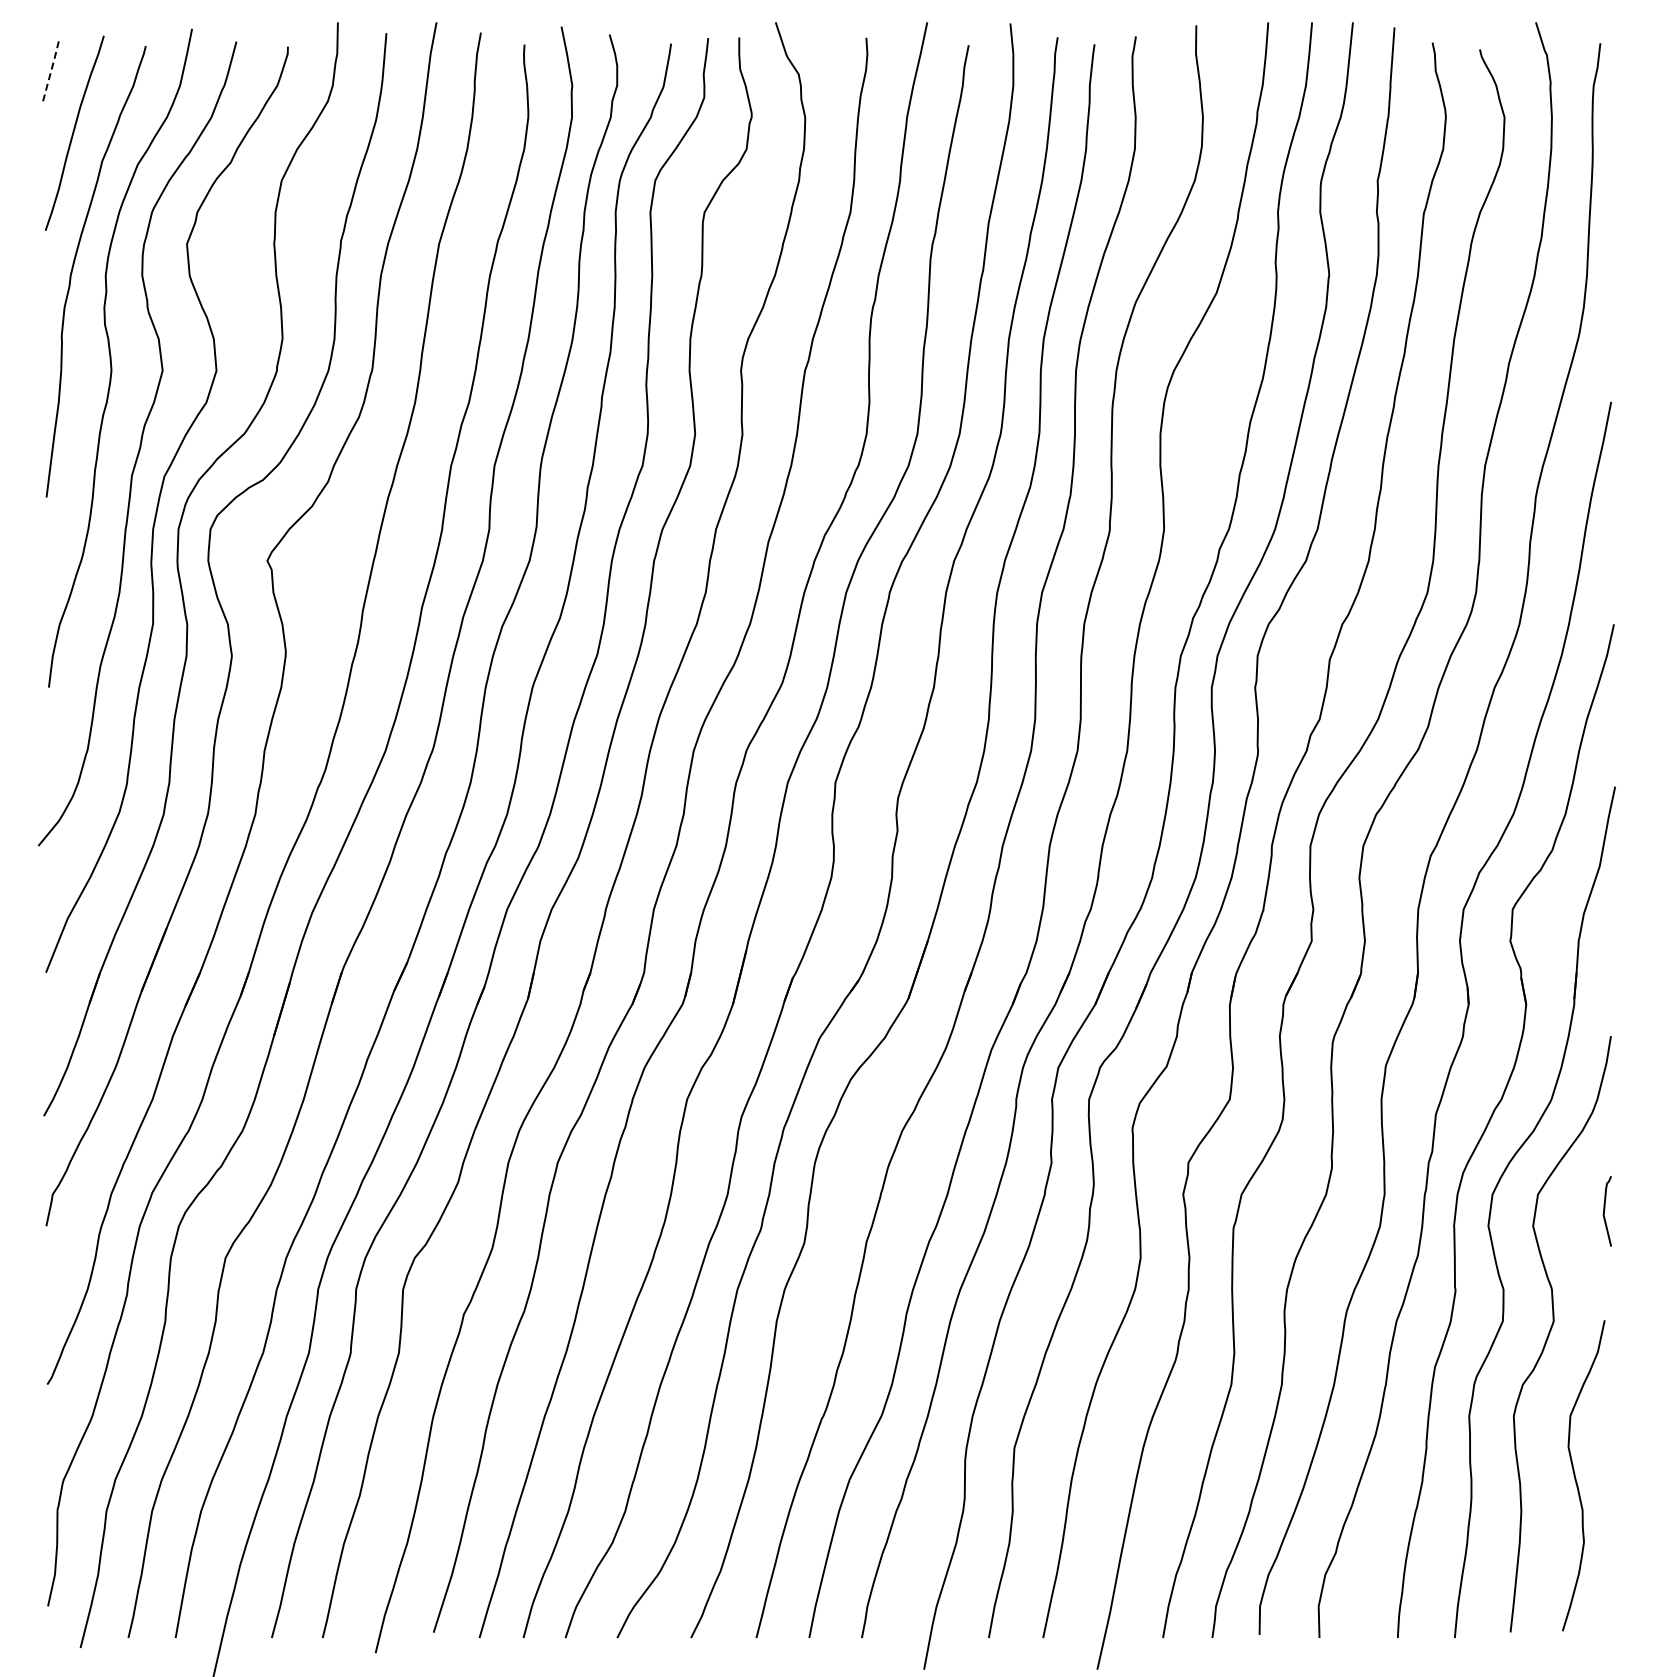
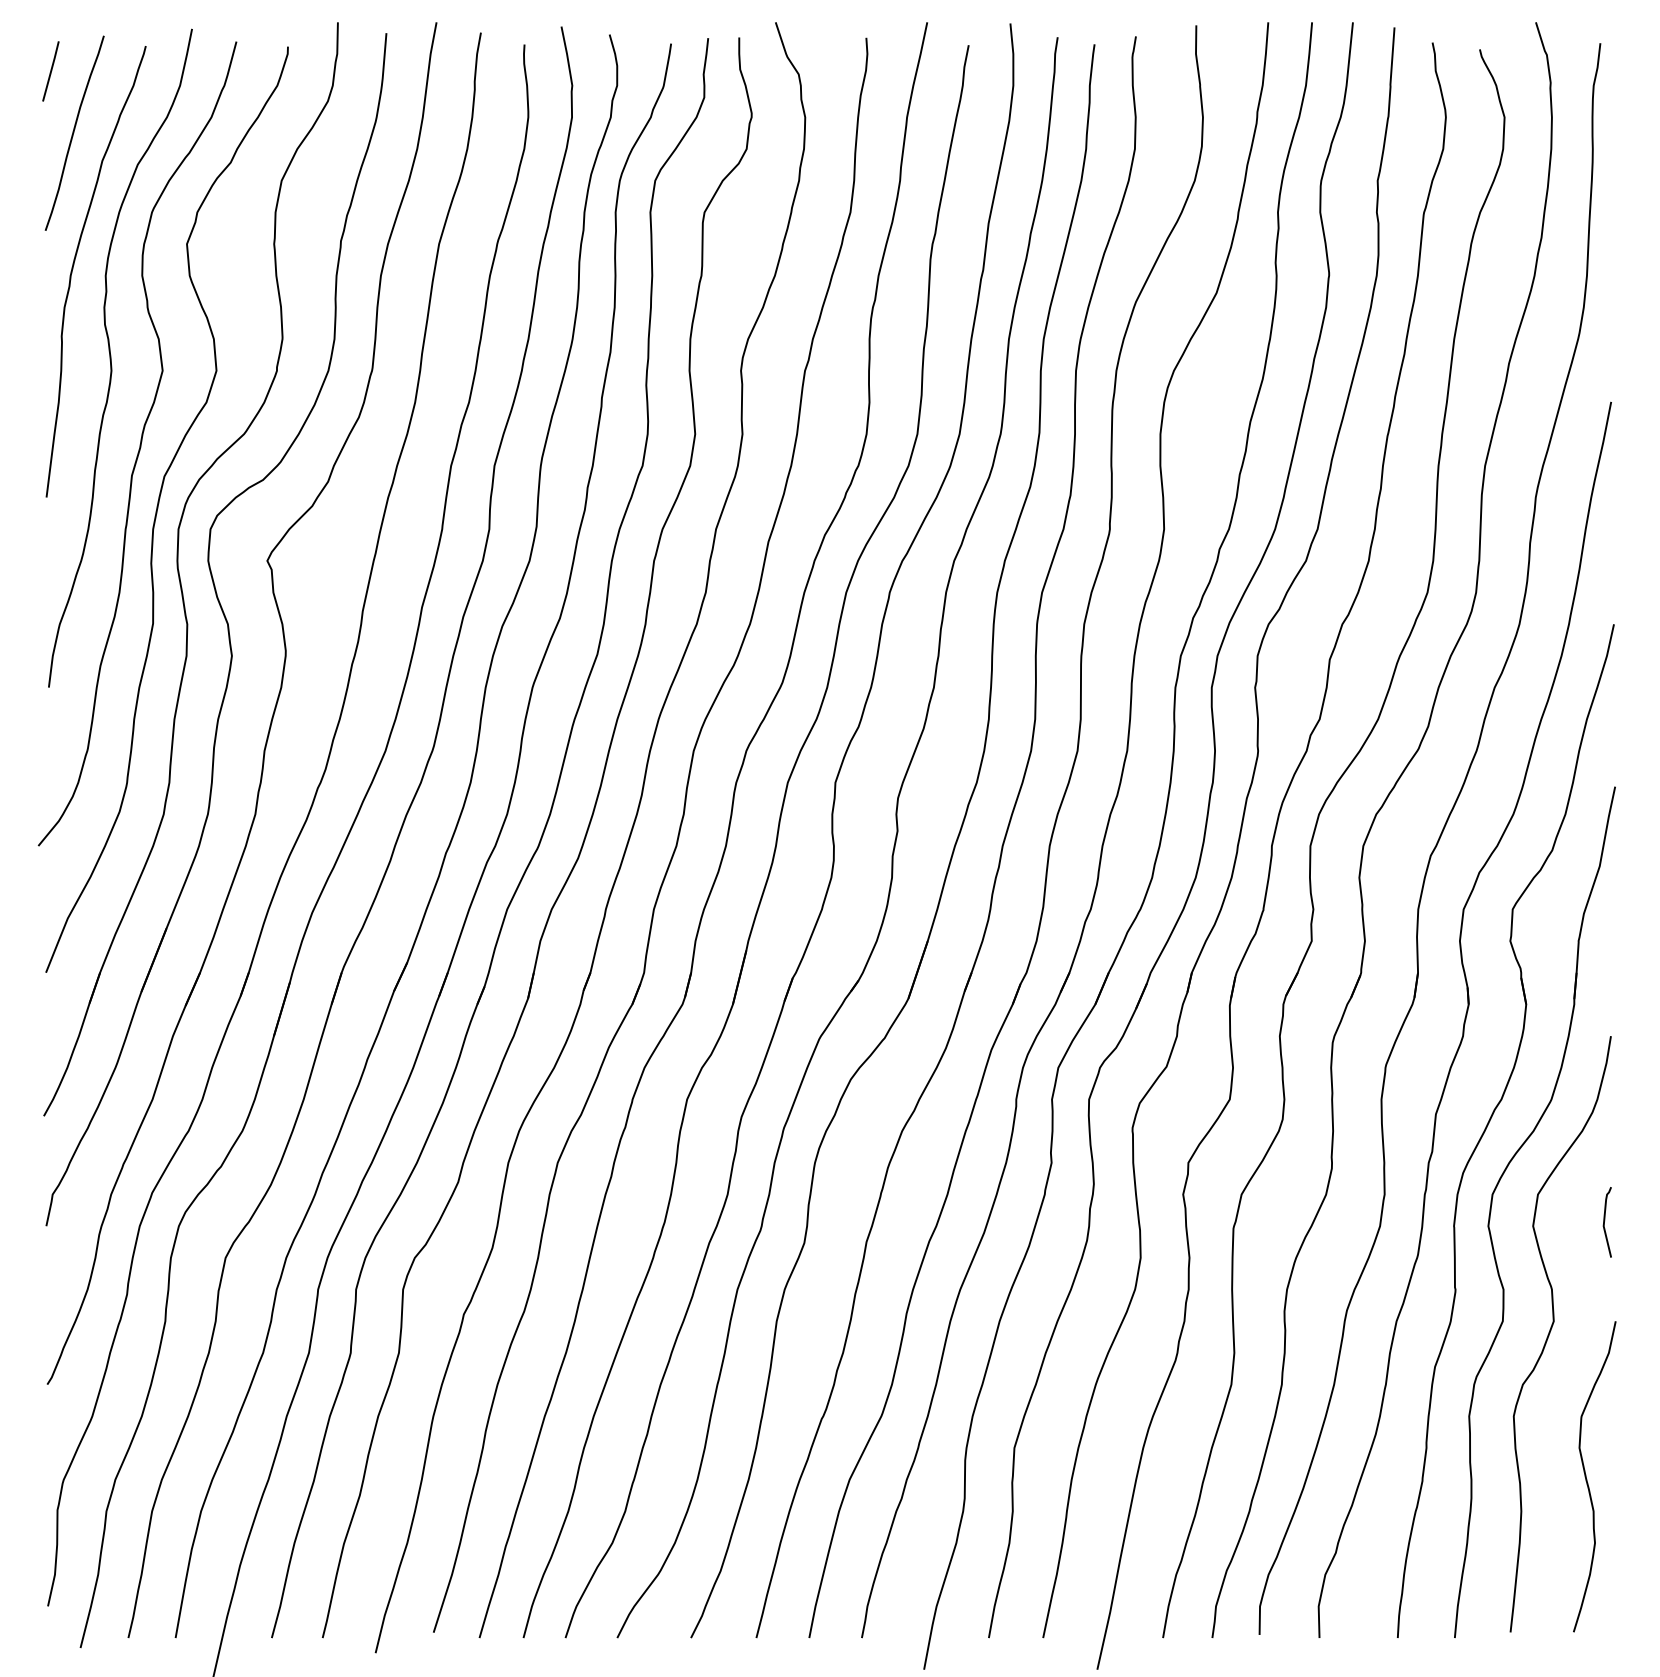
line: dashed -> solid (51, 70)
curve position: (1604, 1211) -> (1604, 1222) (1604, 1222)
curve position: (1576, 1478) -> (1587, 1479) (1587, 1479)
